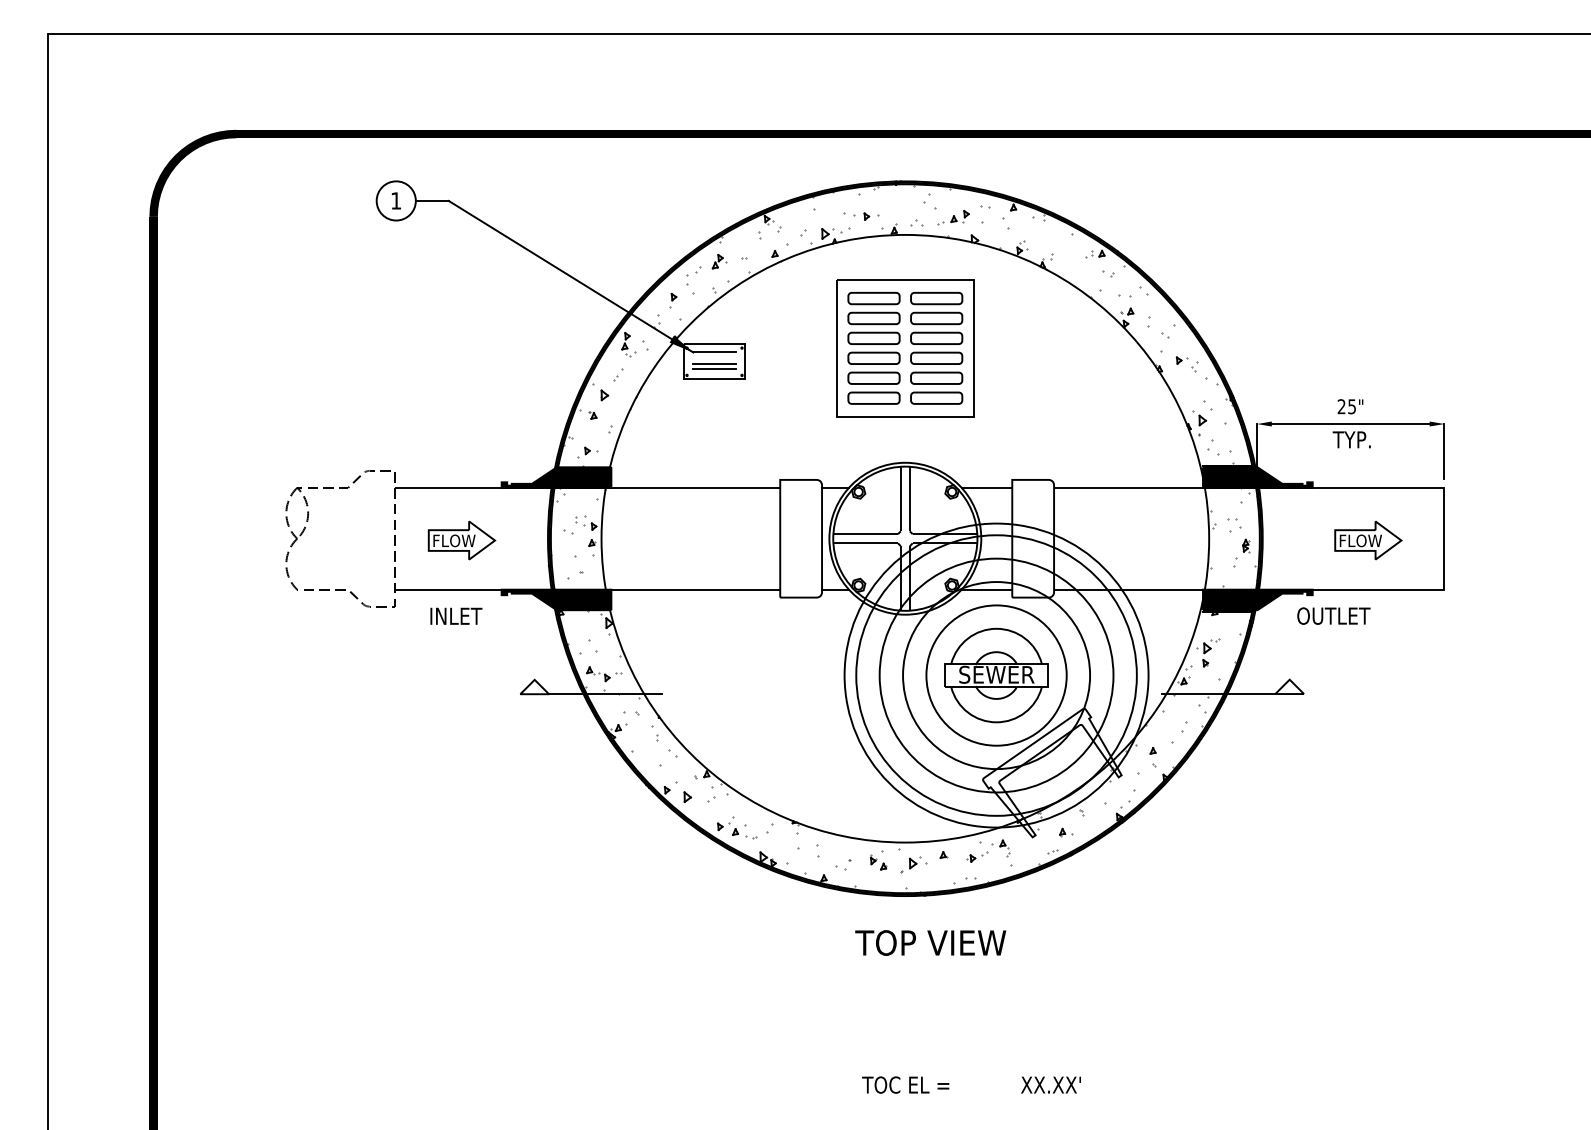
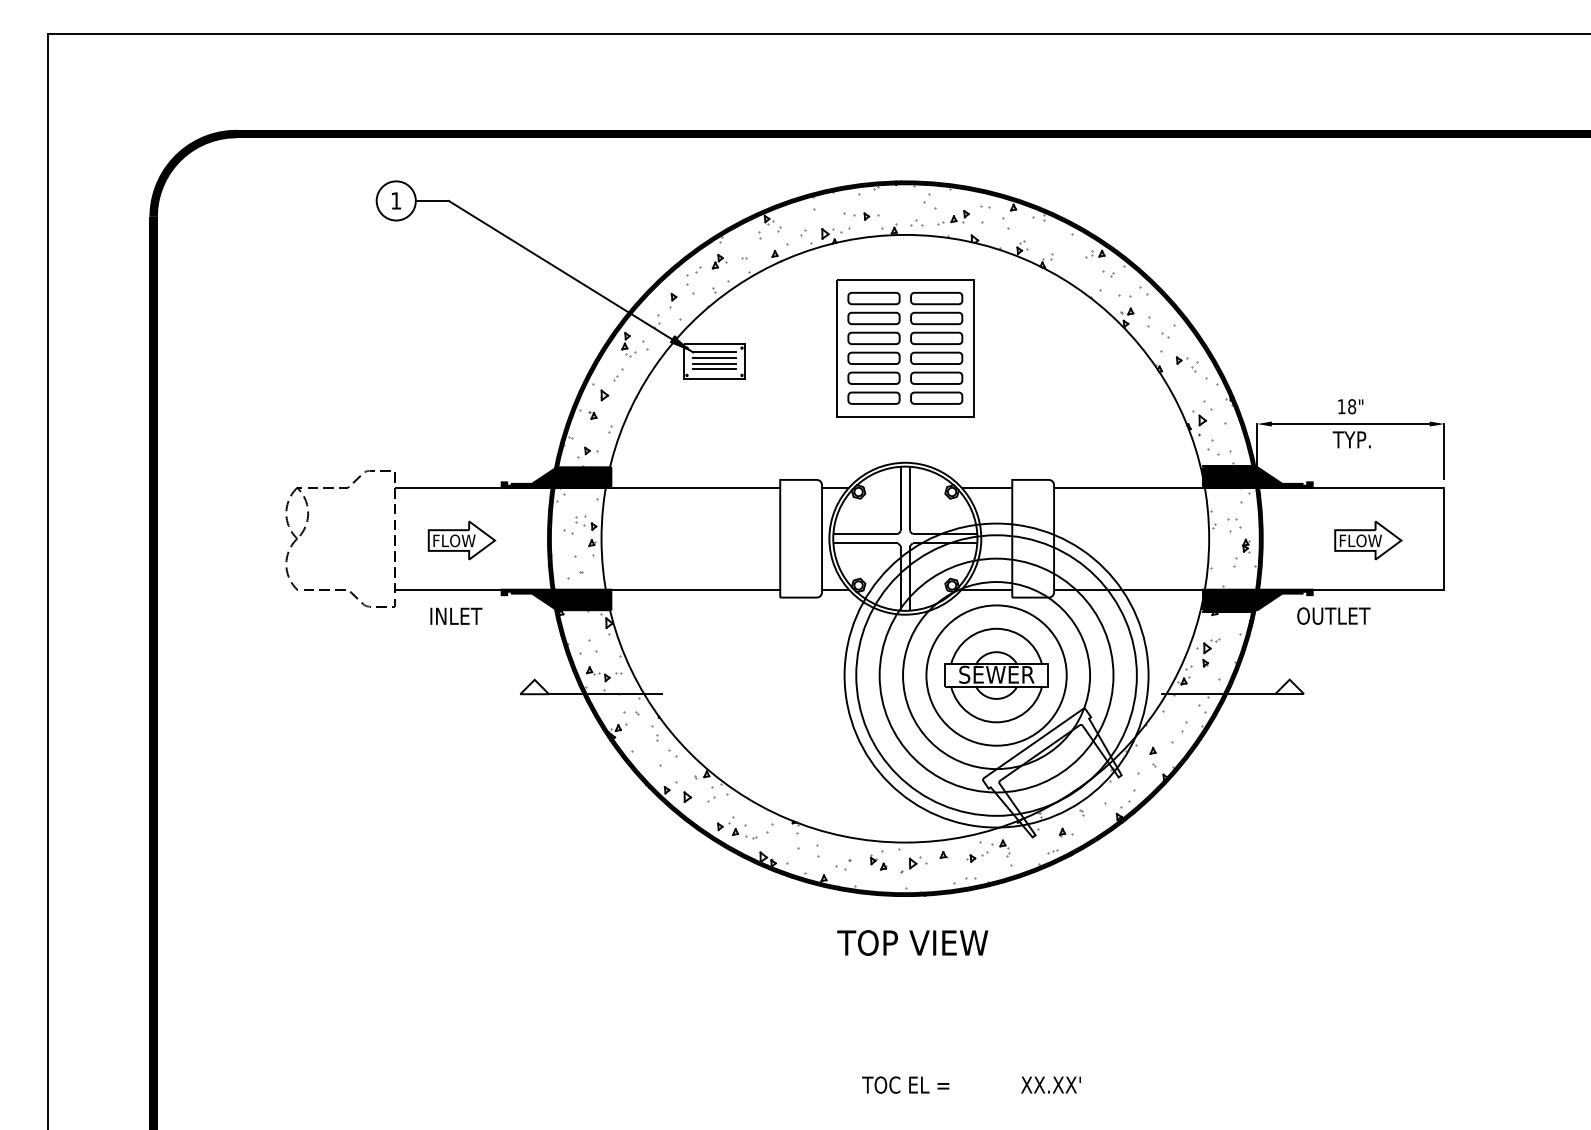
line: none -> present (714, 358)
text: 25" -> 18" (1346, 406)
text position: (930, 942) -> (912, 942) (912, 942)
